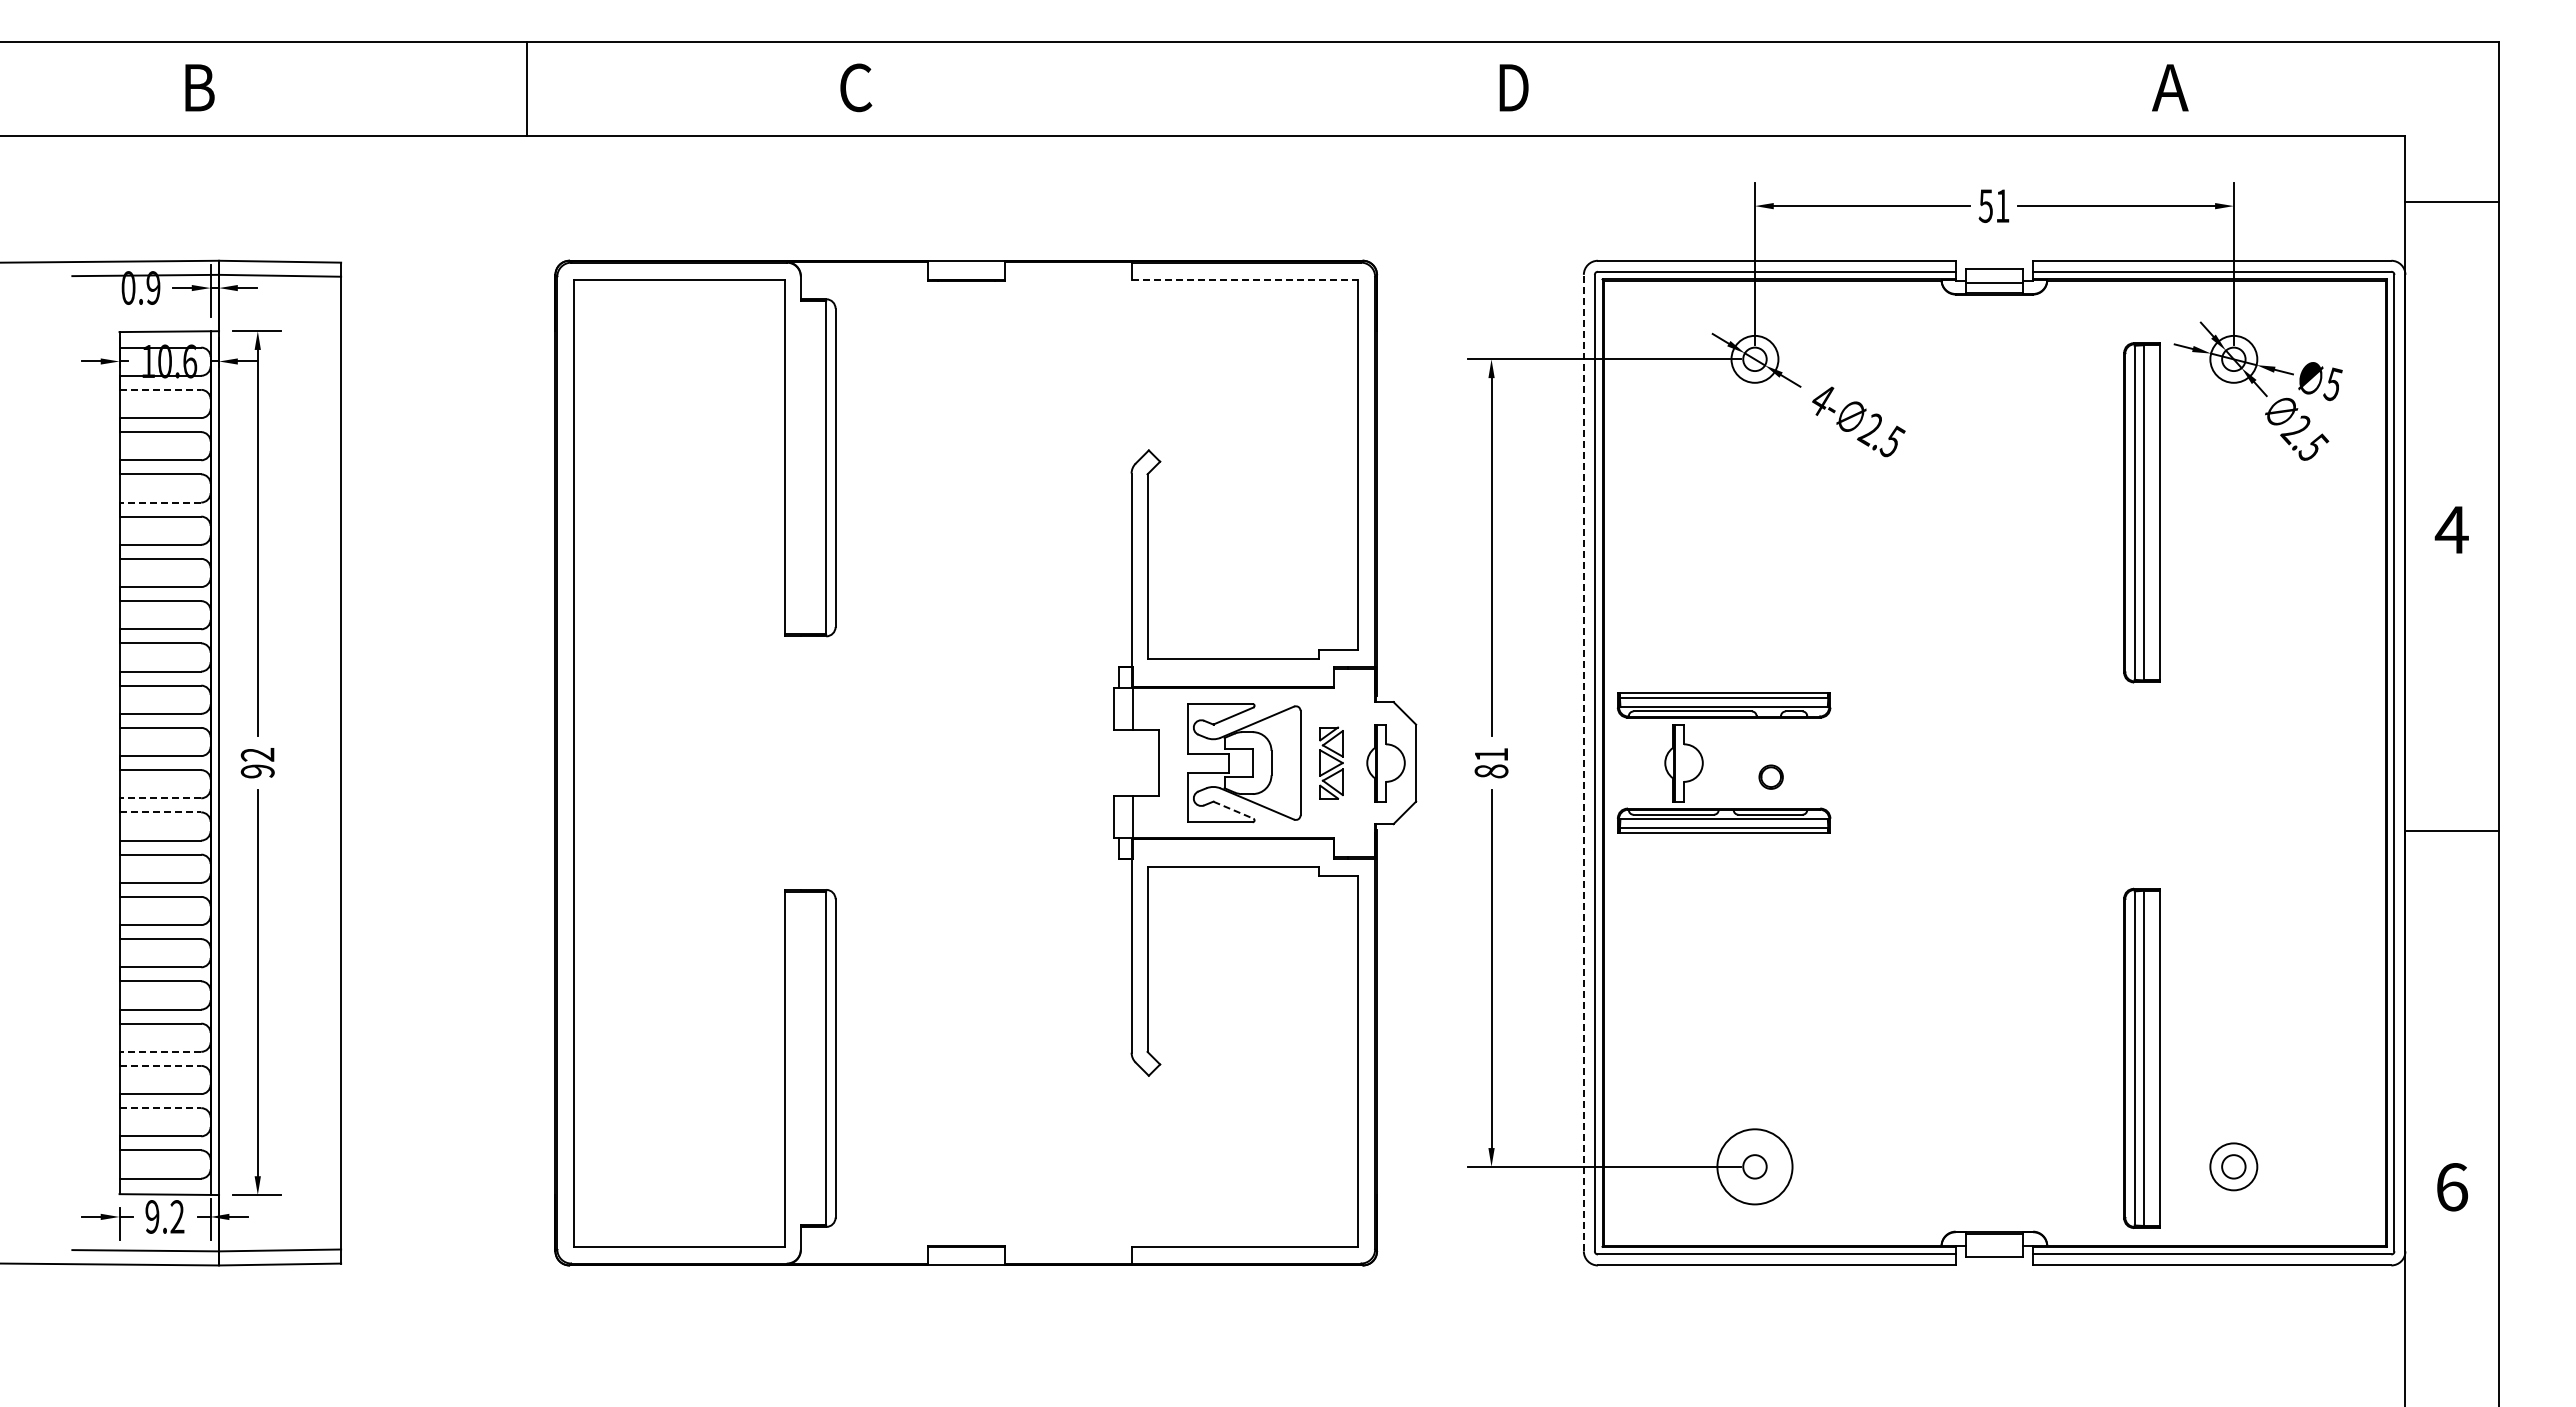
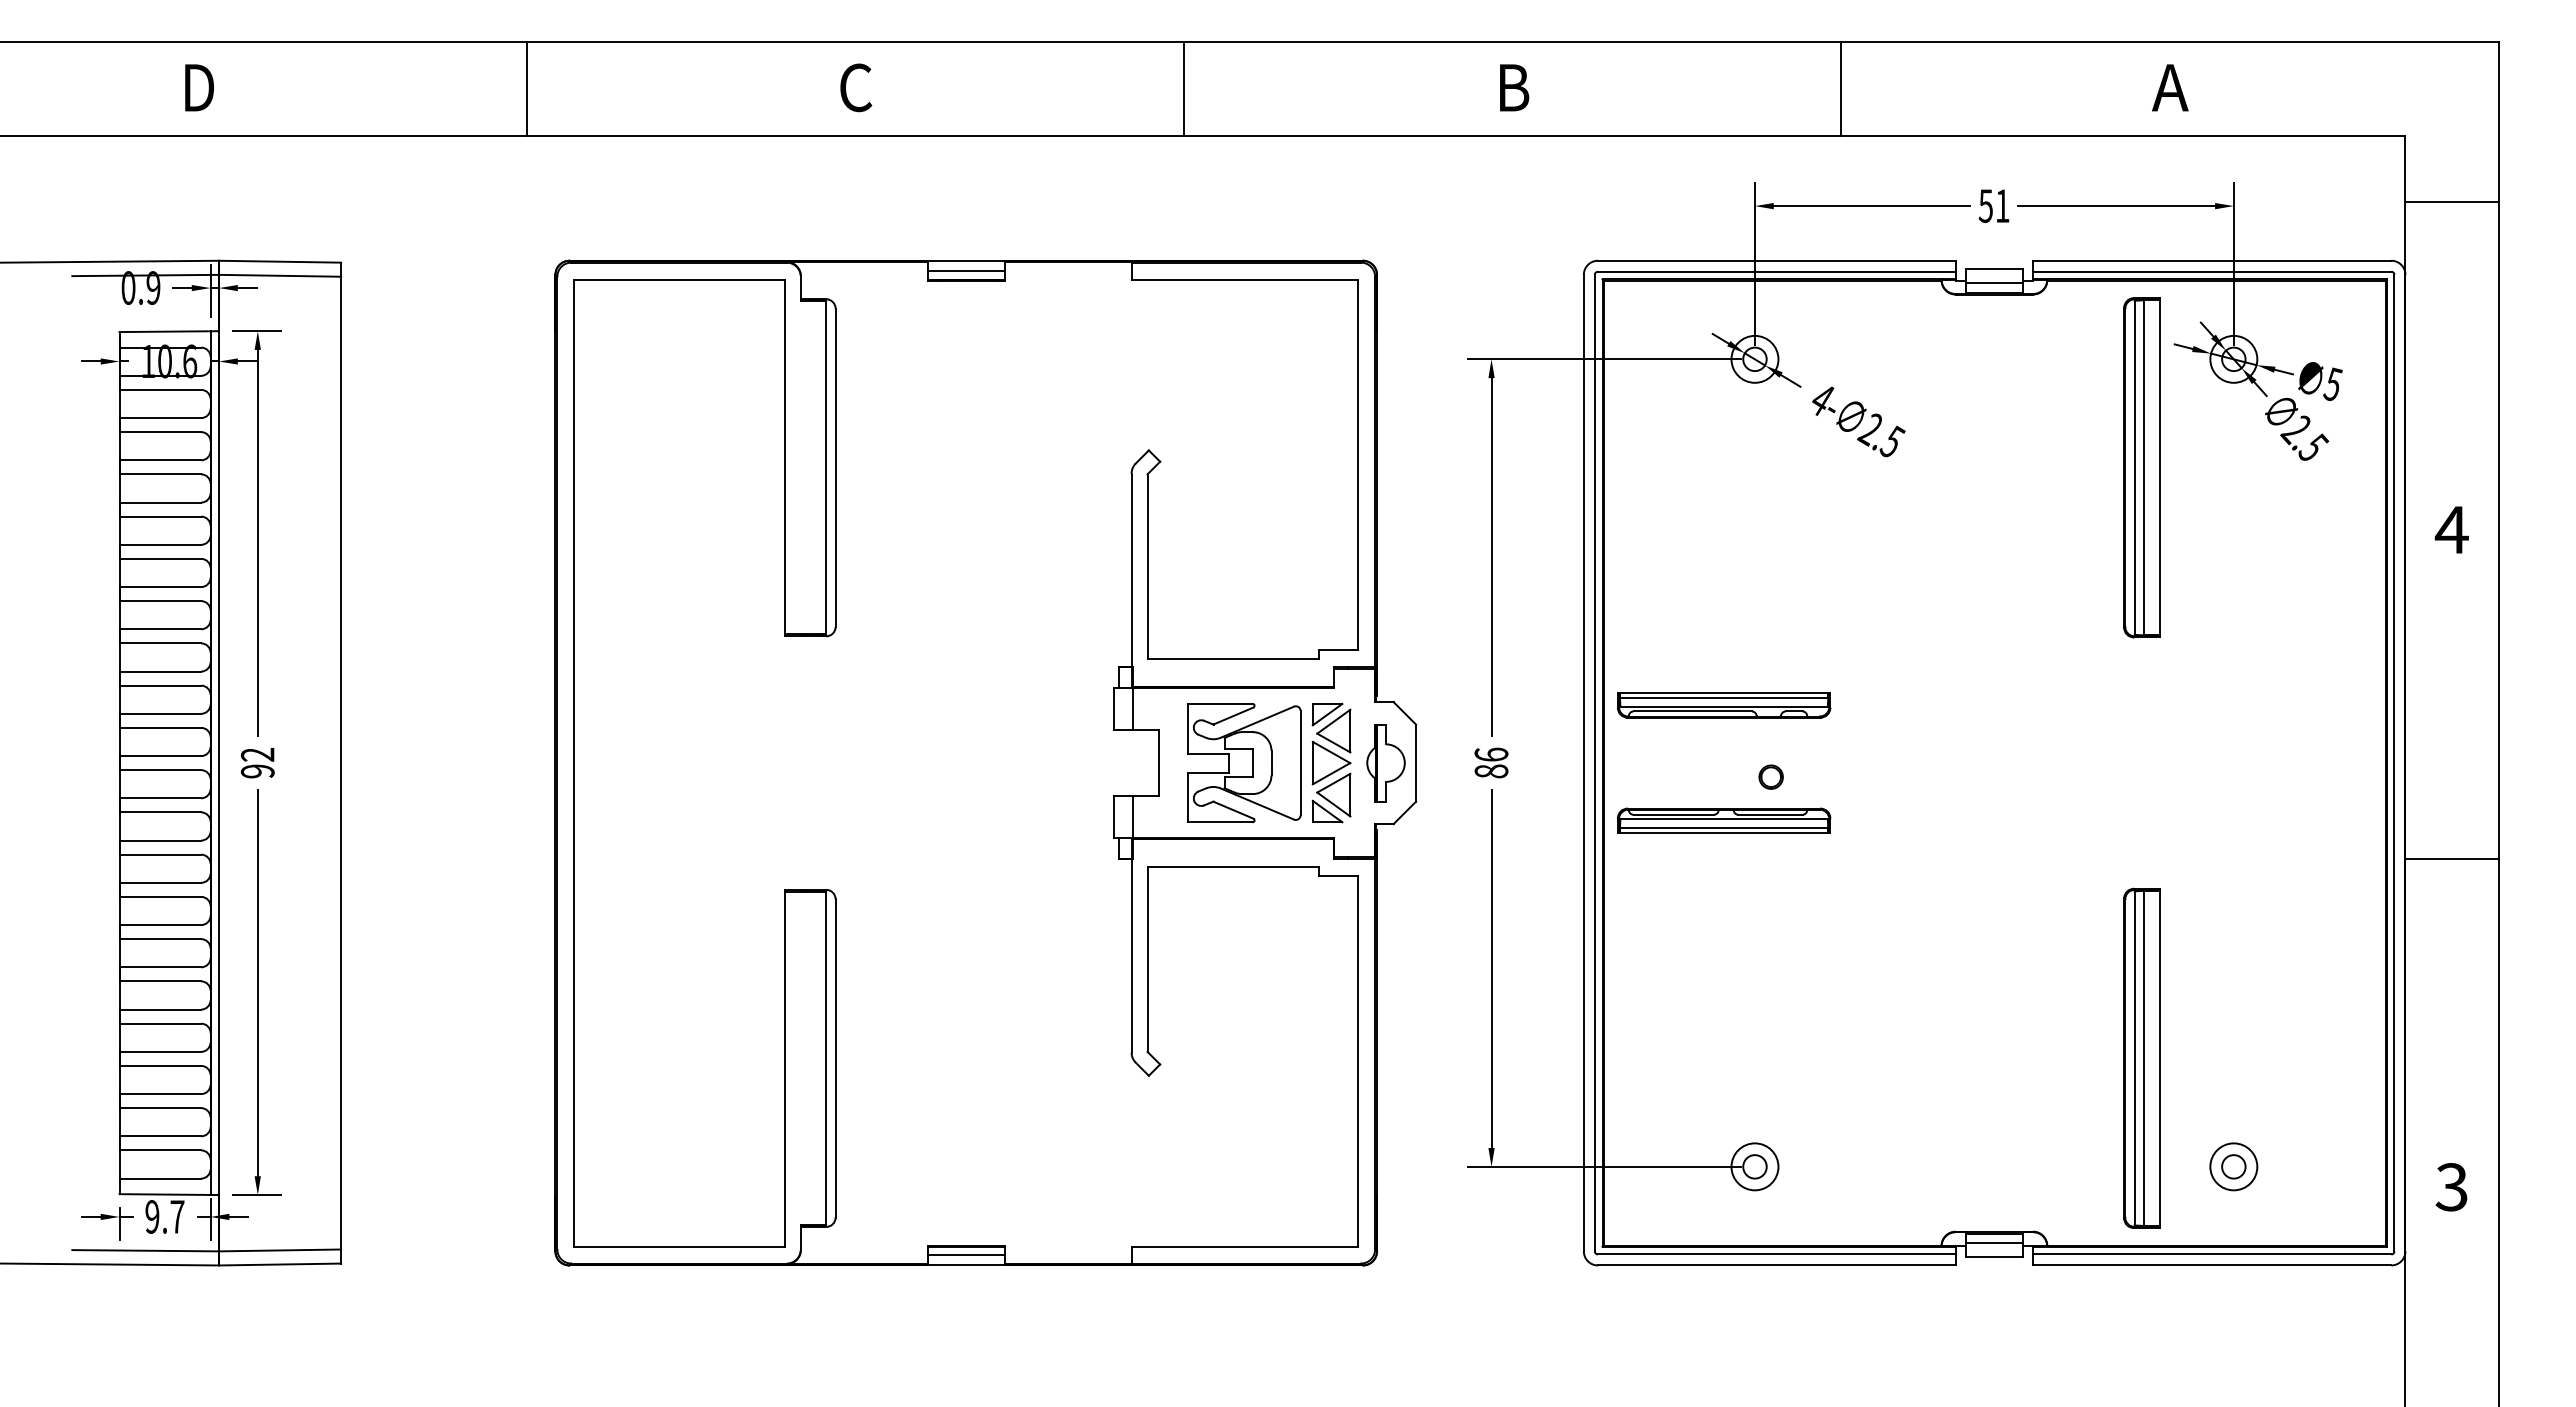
text: B -> D (199, 87)
text: D -> B (1514, 87)
line: none -> present (1184, 89)
line: none -> present (1841, 89)
line: none -> present (965, 271)
line: dashed -> solid (1245, 279)
line: dashed -> solid (160, 389)
line: dashed -> solid (160, 502)
part position: (2141, 512) -> (2141, 467) (2141, 467)
text: 81 -> 86 (1491, 754)
part size: 25x74 px -> 41x122 px (1331, 762)
line: dashed -> solid (1583, 762)
part: present -> none (1683, 763)
line: dashed -> solid (160, 798)
line: dashed -> solid (1233, 810)
line: dashed -> solid (160, 812)
line position: (2451, 831) -> (2451, 859) (2451, 859)
line: dashed -> solid (160, 1051)
line: dashed -> solid (160, 1065)
line: dashed -> solid (160, 1108)
circle diameter: 75 px -> 47 px (1754, 1166)
text: 6 -> 3 (2451, 1187)
text: 9.2 -> 9.7 (177, 1216)
line: none -> present (1994, 1242)
line: none -> present (965, 1255)
